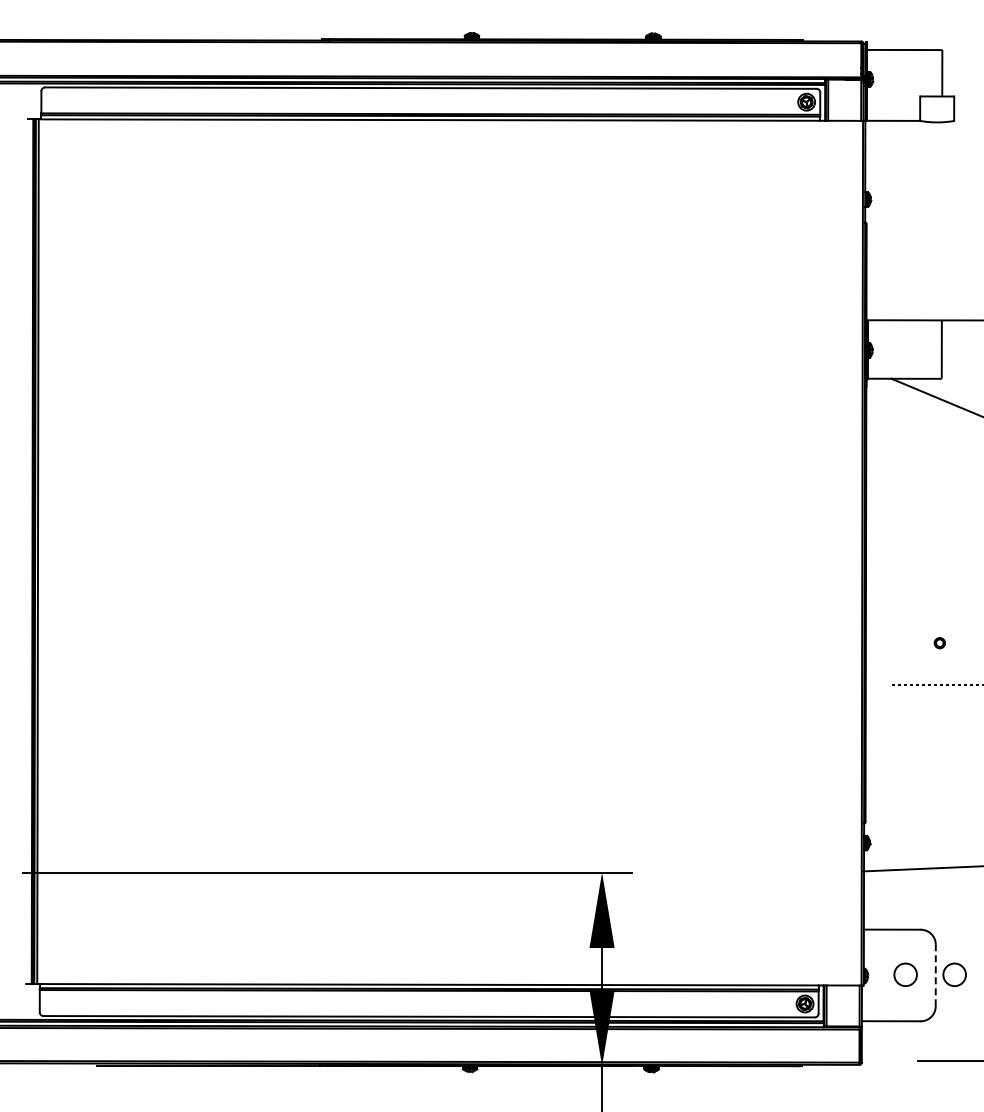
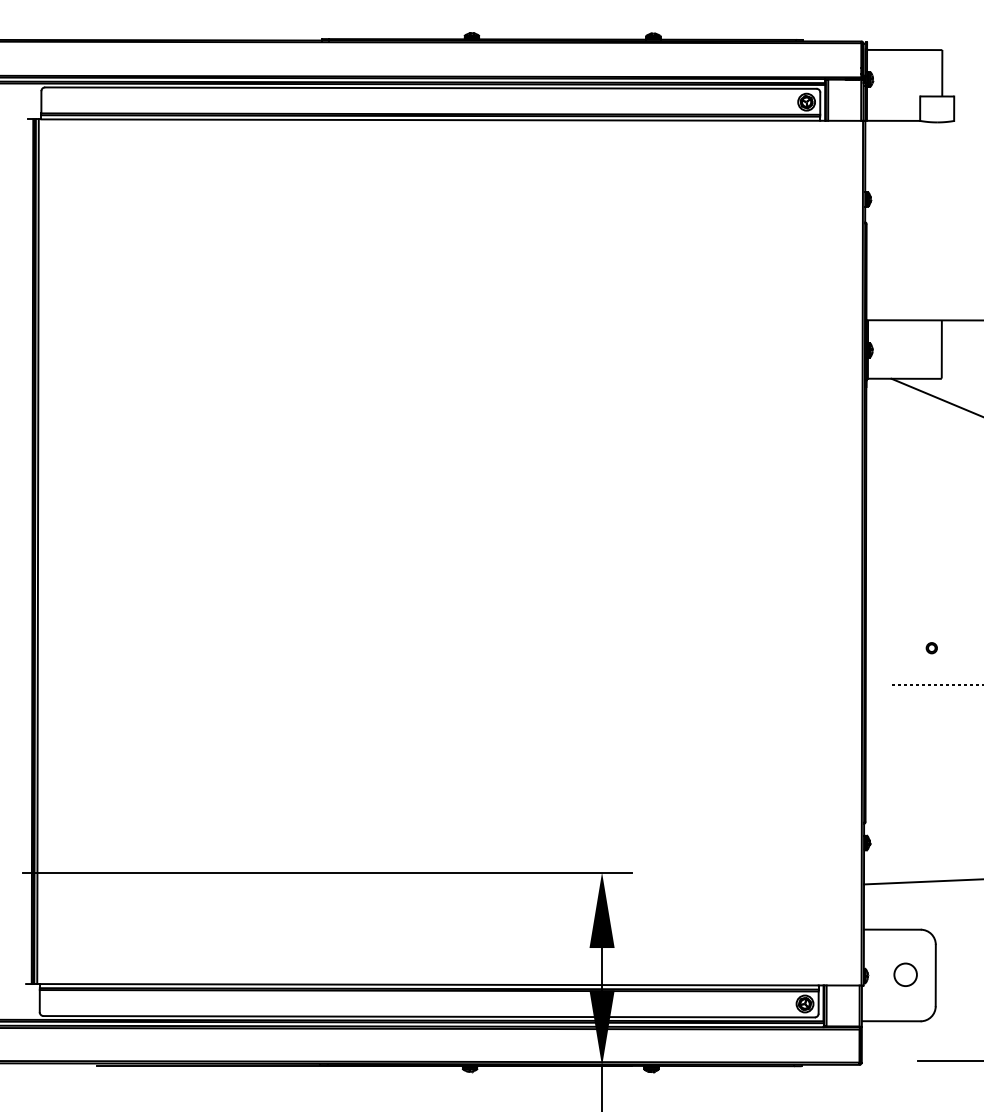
part position: (939, 643) -> (931, 648) (931, 648)
line position: (921, 868) -> (922, 881) (922, 881)
circle: present -> none (954, 974)
line: dashed -> solid (935, 975)
